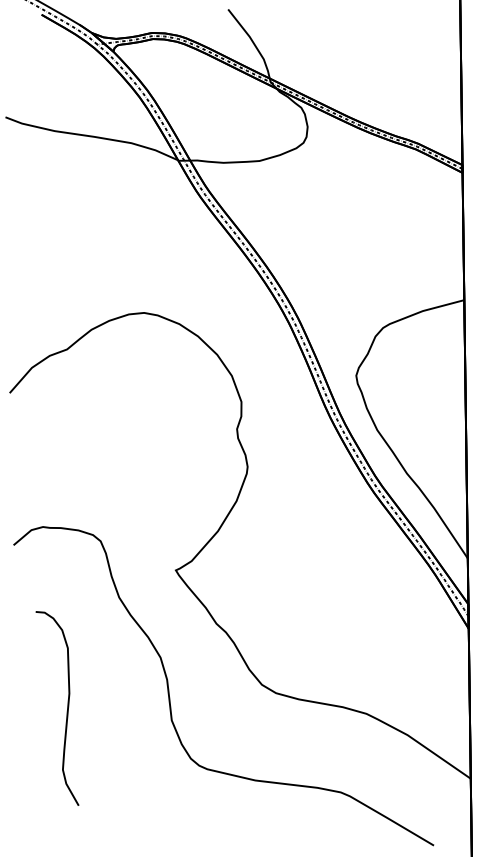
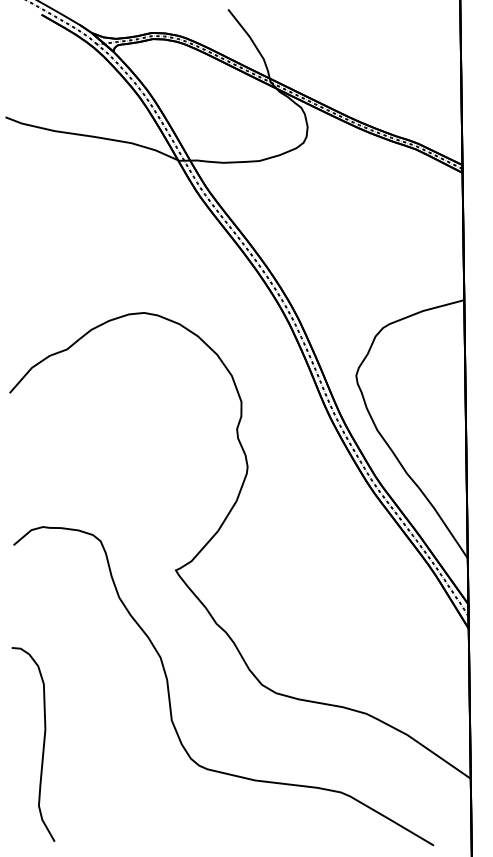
curve position: (66, 711) -> (42, 747) (42, 747)
